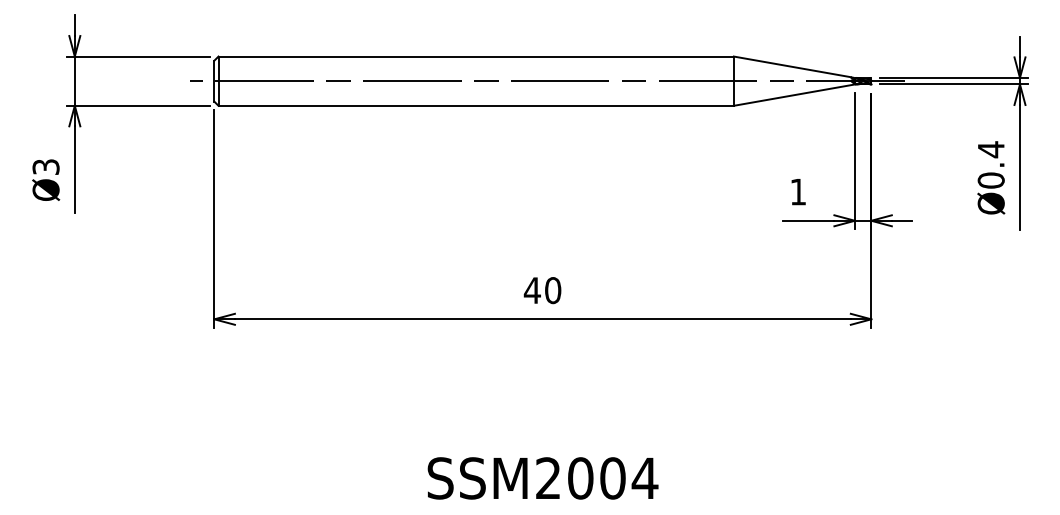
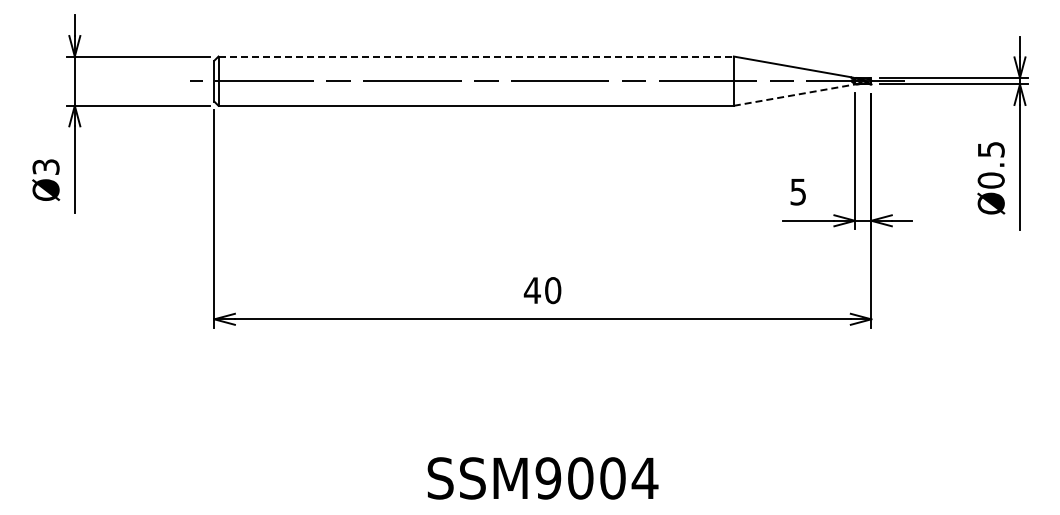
line: solid -> dashed (476, 56)
line: solid -> dashed (794, 95)
text: Ø0.4 -> Ø0.5 (991, 149)
text: 1 -> 5 (797, 192)
text: SSM2004 -> SSM9004 (548, 478)
